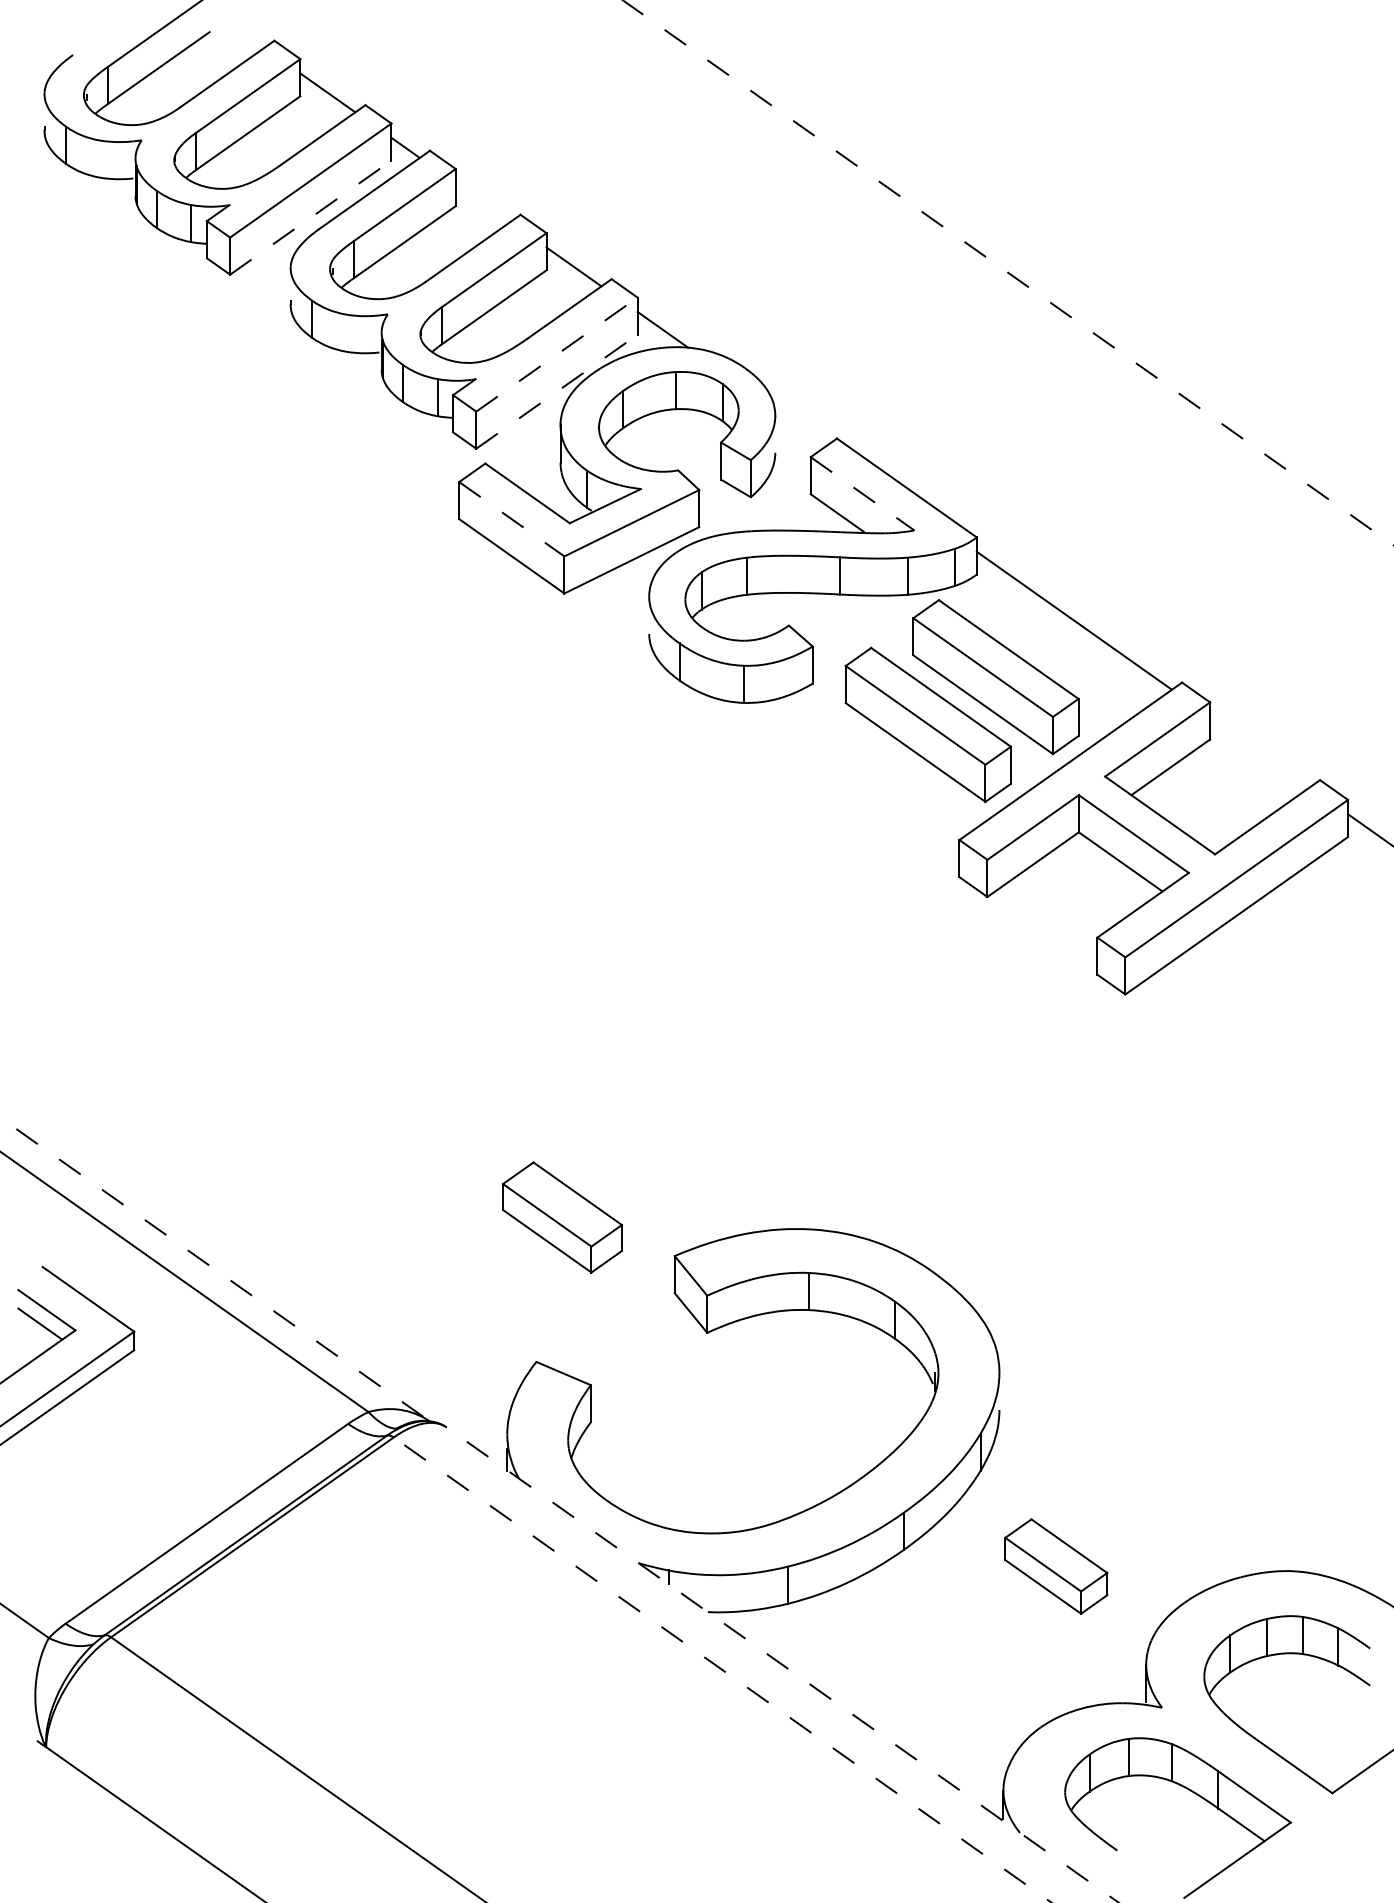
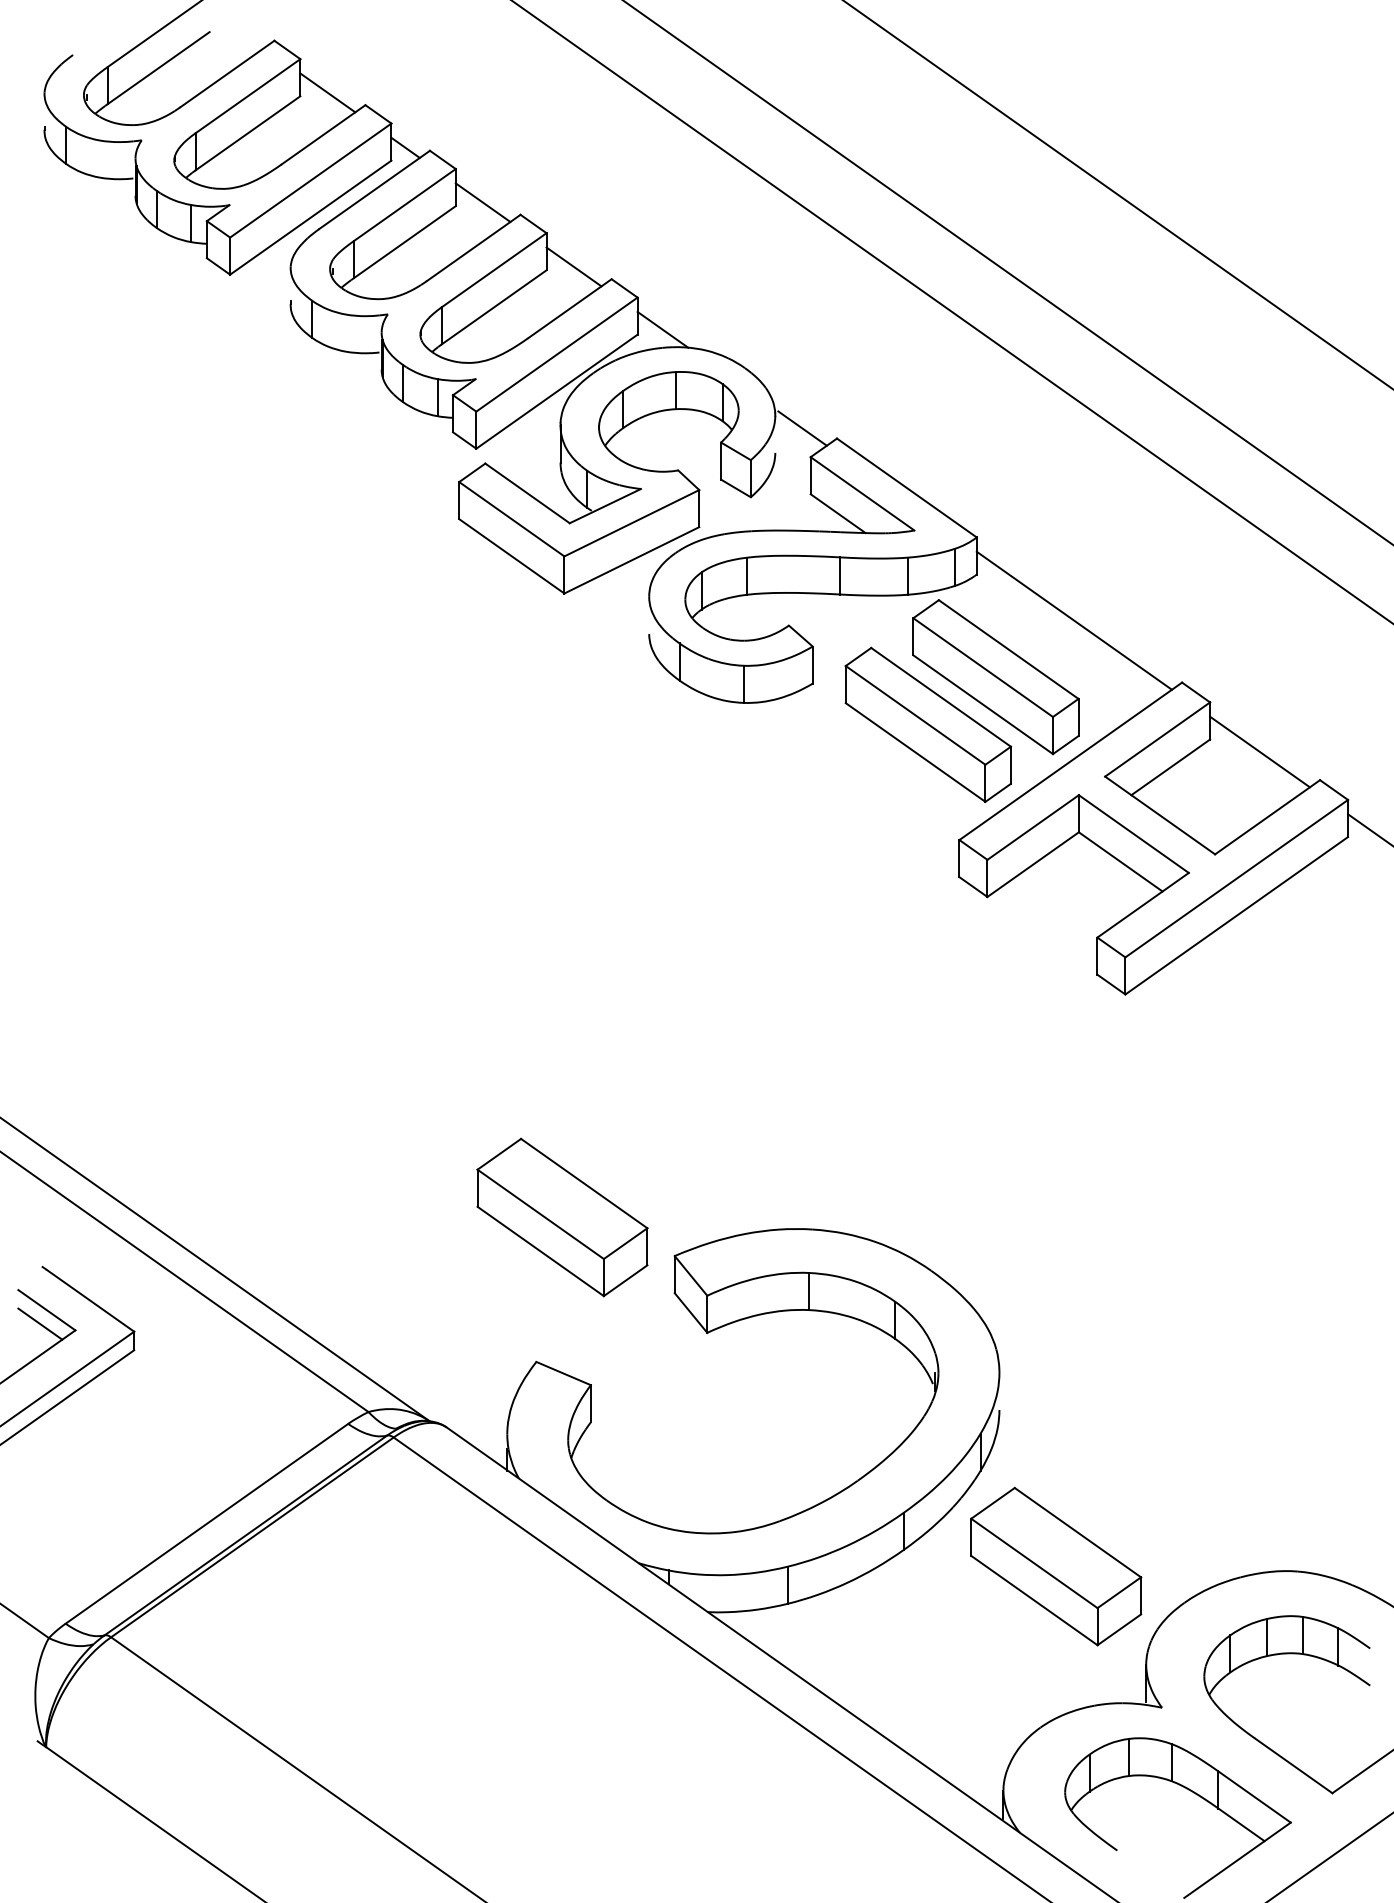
line: none -> present (1117, 194)
line: none -> present (482, 202)
line: dashed -> solid (310, 217)
line: dashed -> solid (1007, 272)
line: none -> present (952, 311)
line: dashed -> solid (556, 354)
line: dashed -> solid (556, 391)
line: none -> present (802, 428)
line: dashed -> solid (862, 493)
line: dashed -> solid (512, 519)
line: none -> present (1259, 751)
part size: 121x113 px -> 173x161 px (562, 1217)
line: dashed -> solid (216, 1270)
part size: 105x97 px -> 173x161 px (1056, 1566)
line: dashed -> solid (782, 1664)
line: dashed -> solid (722, 1670)
line: none -> present (1330, 1856)
